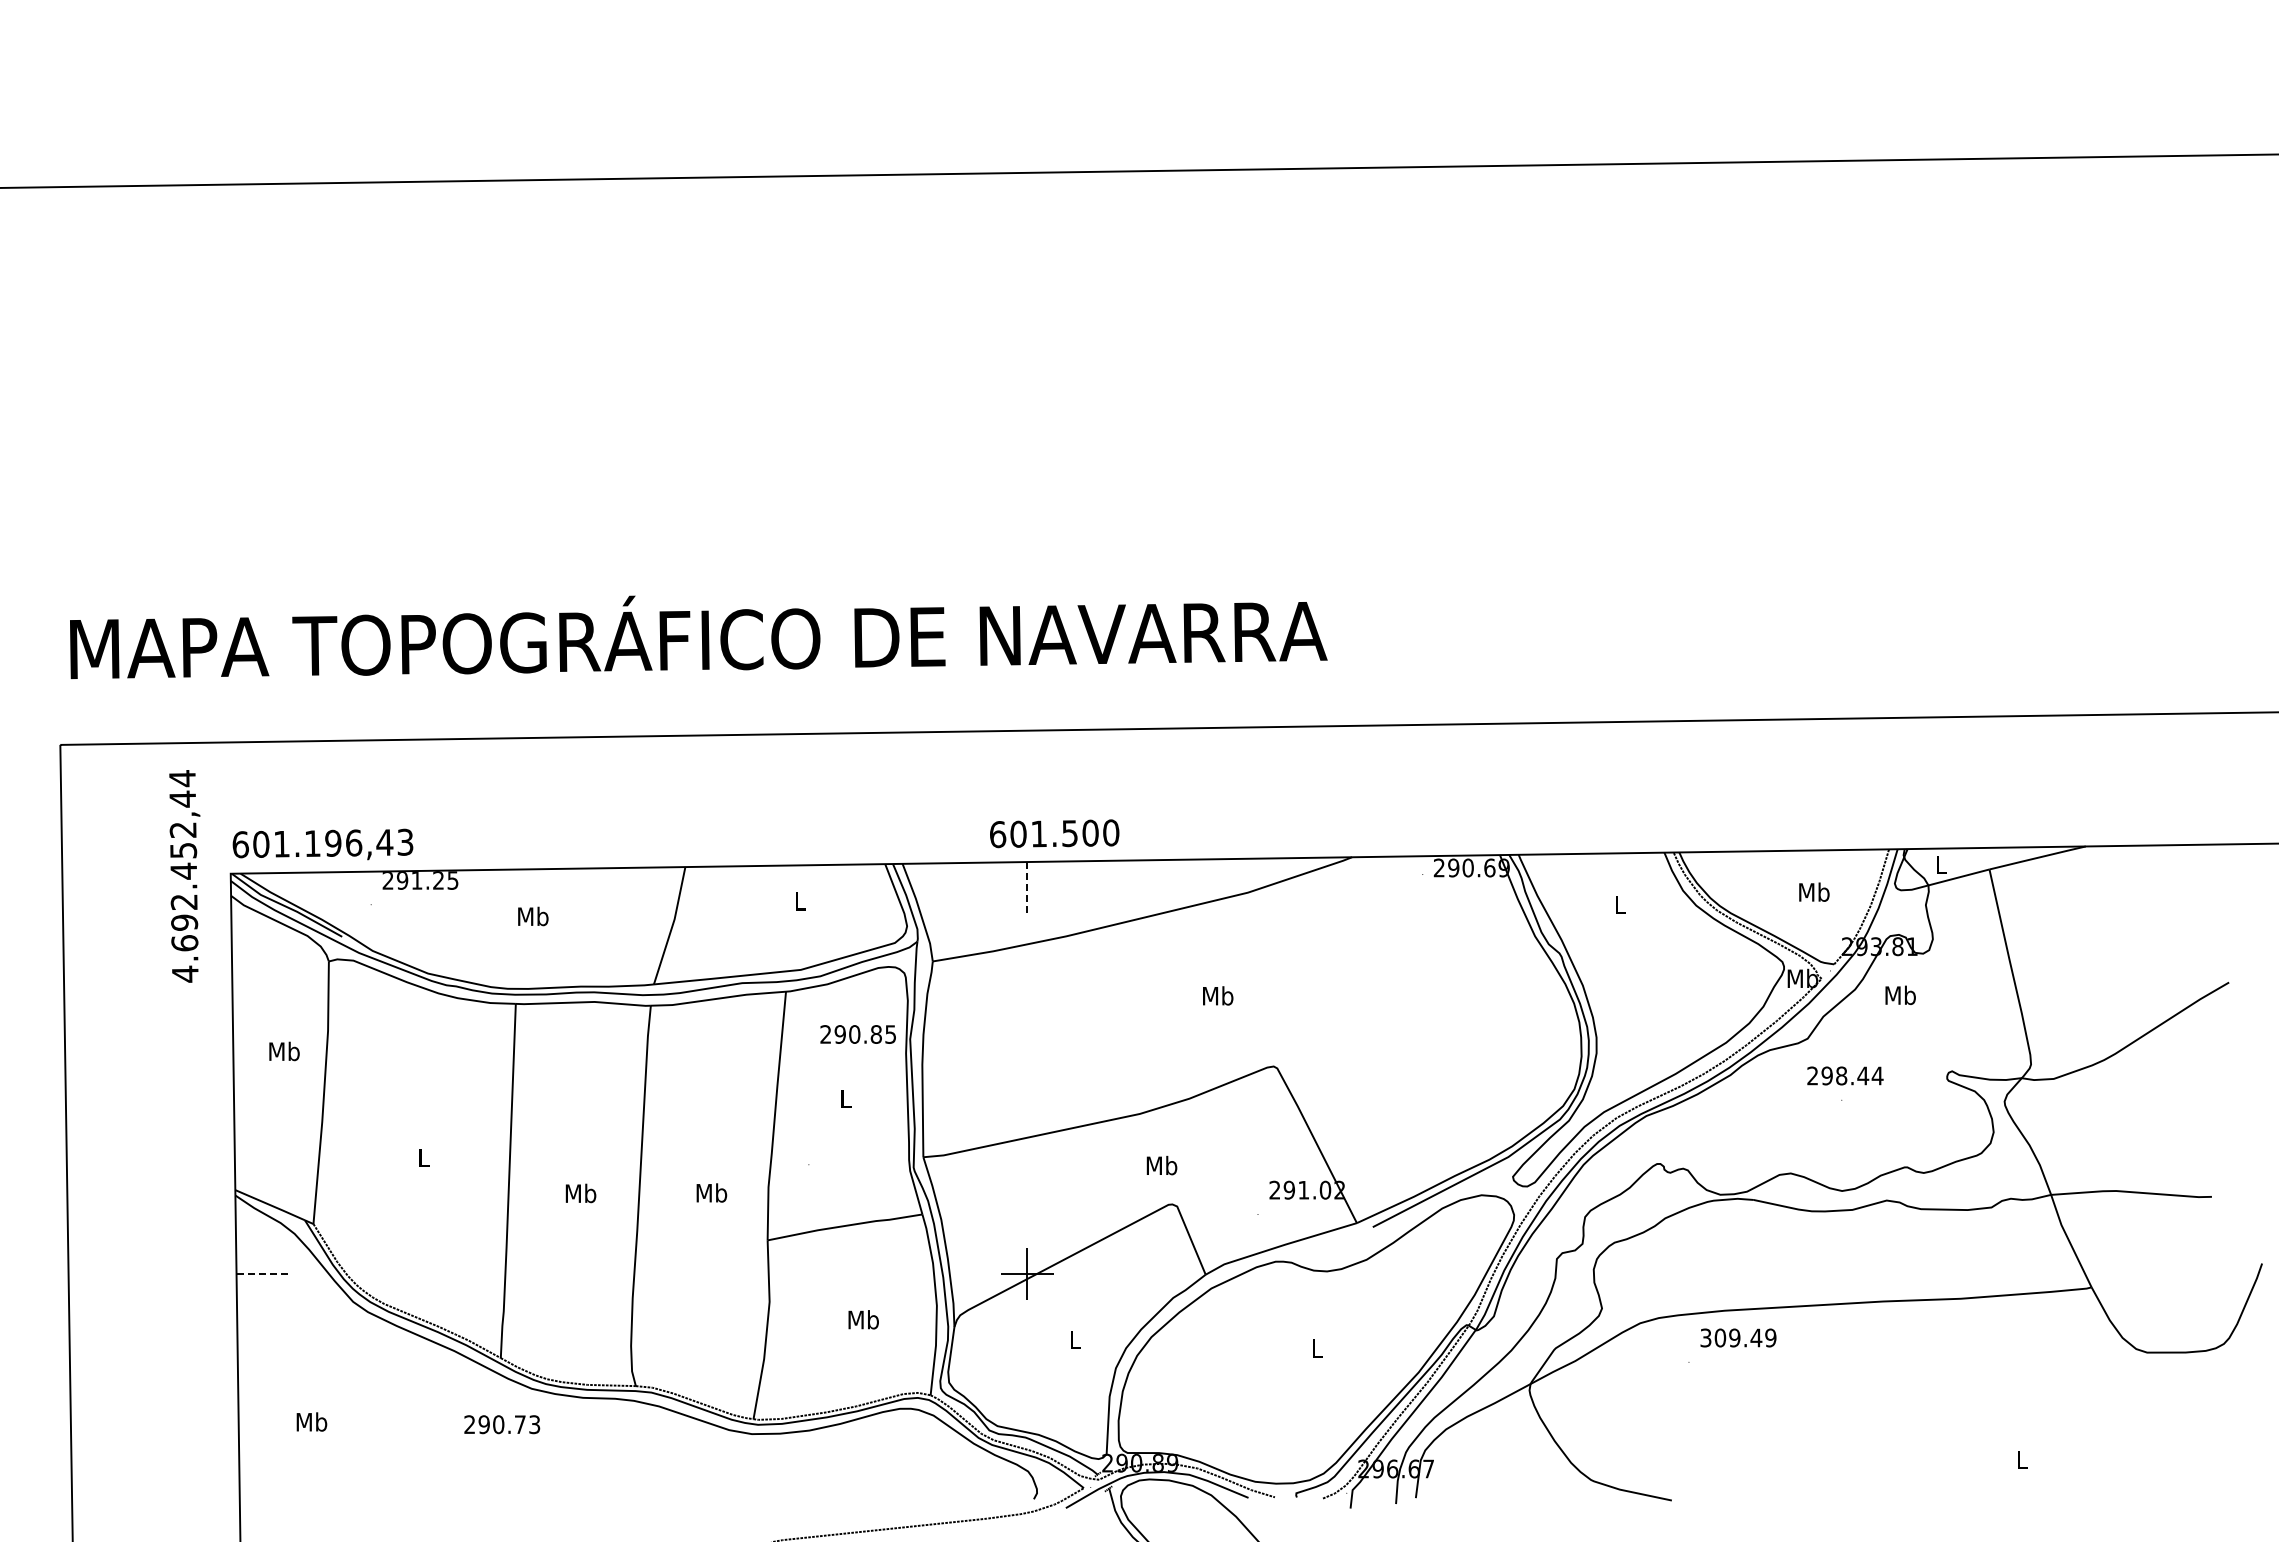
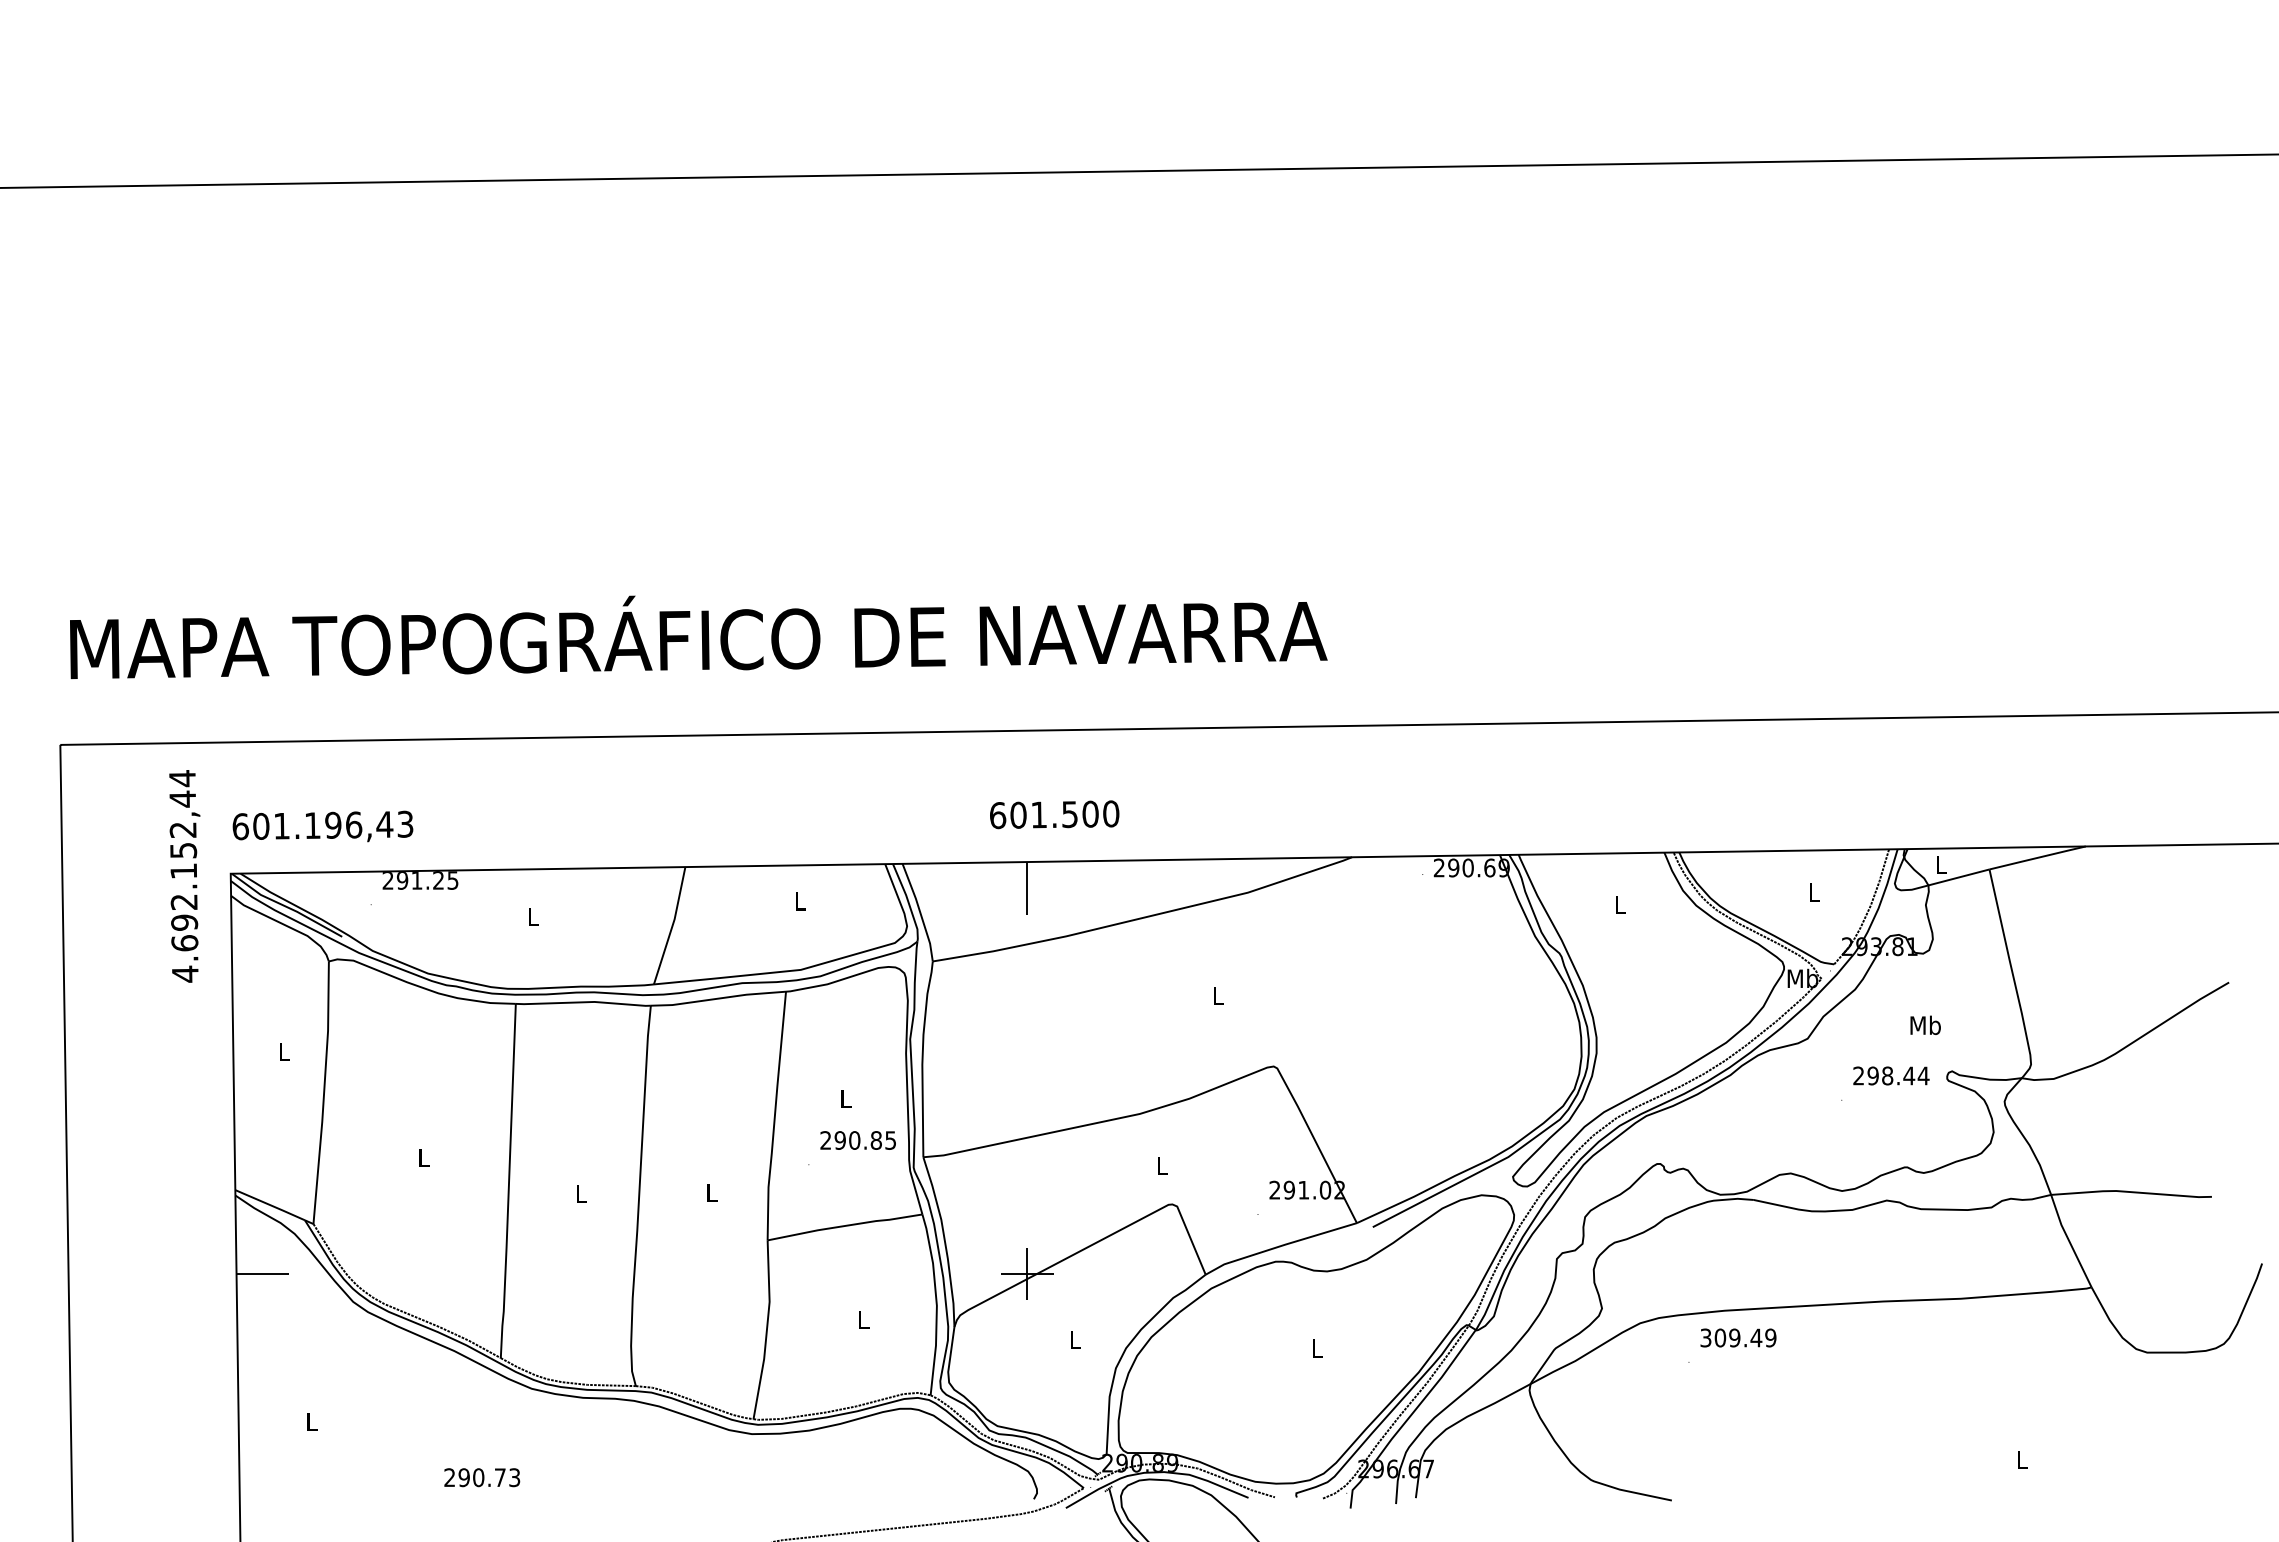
text position: (1054, 833) -> (1054, 814) (1054, 814)
text position: (322, 844) -> (322, 826) (322, 826)
text: 4.692.452,44 -> 4.692.152,44 (183, 870)
line: dashed -> solid (1027, 888)
text: Mb -> L (1814, 891)
text: Mb -> L (533, 916)
text position: (1900, 994) -> (1925, 1024) (1925, 1024)
text: Mb -> L (1218, 995)
text position: (857, 1034) -> (857, 1140) (857, 1140)
text: Mb -> L (284, 1051)
text position: (1845, 1075) -> (1891, 1075) (1891, 1075)
text: Mb -> L (1161, 1165)
text: Mb -> L (711, 1192)
text: Mb -> L (580, 1193)
line: dashed -> solid (263, 1273)
text: Mb -> L (863, 1319)
text: Mb -> L (311, 1421)
text position: (502, 1424) -> (482, 1477) (482, 1477)
